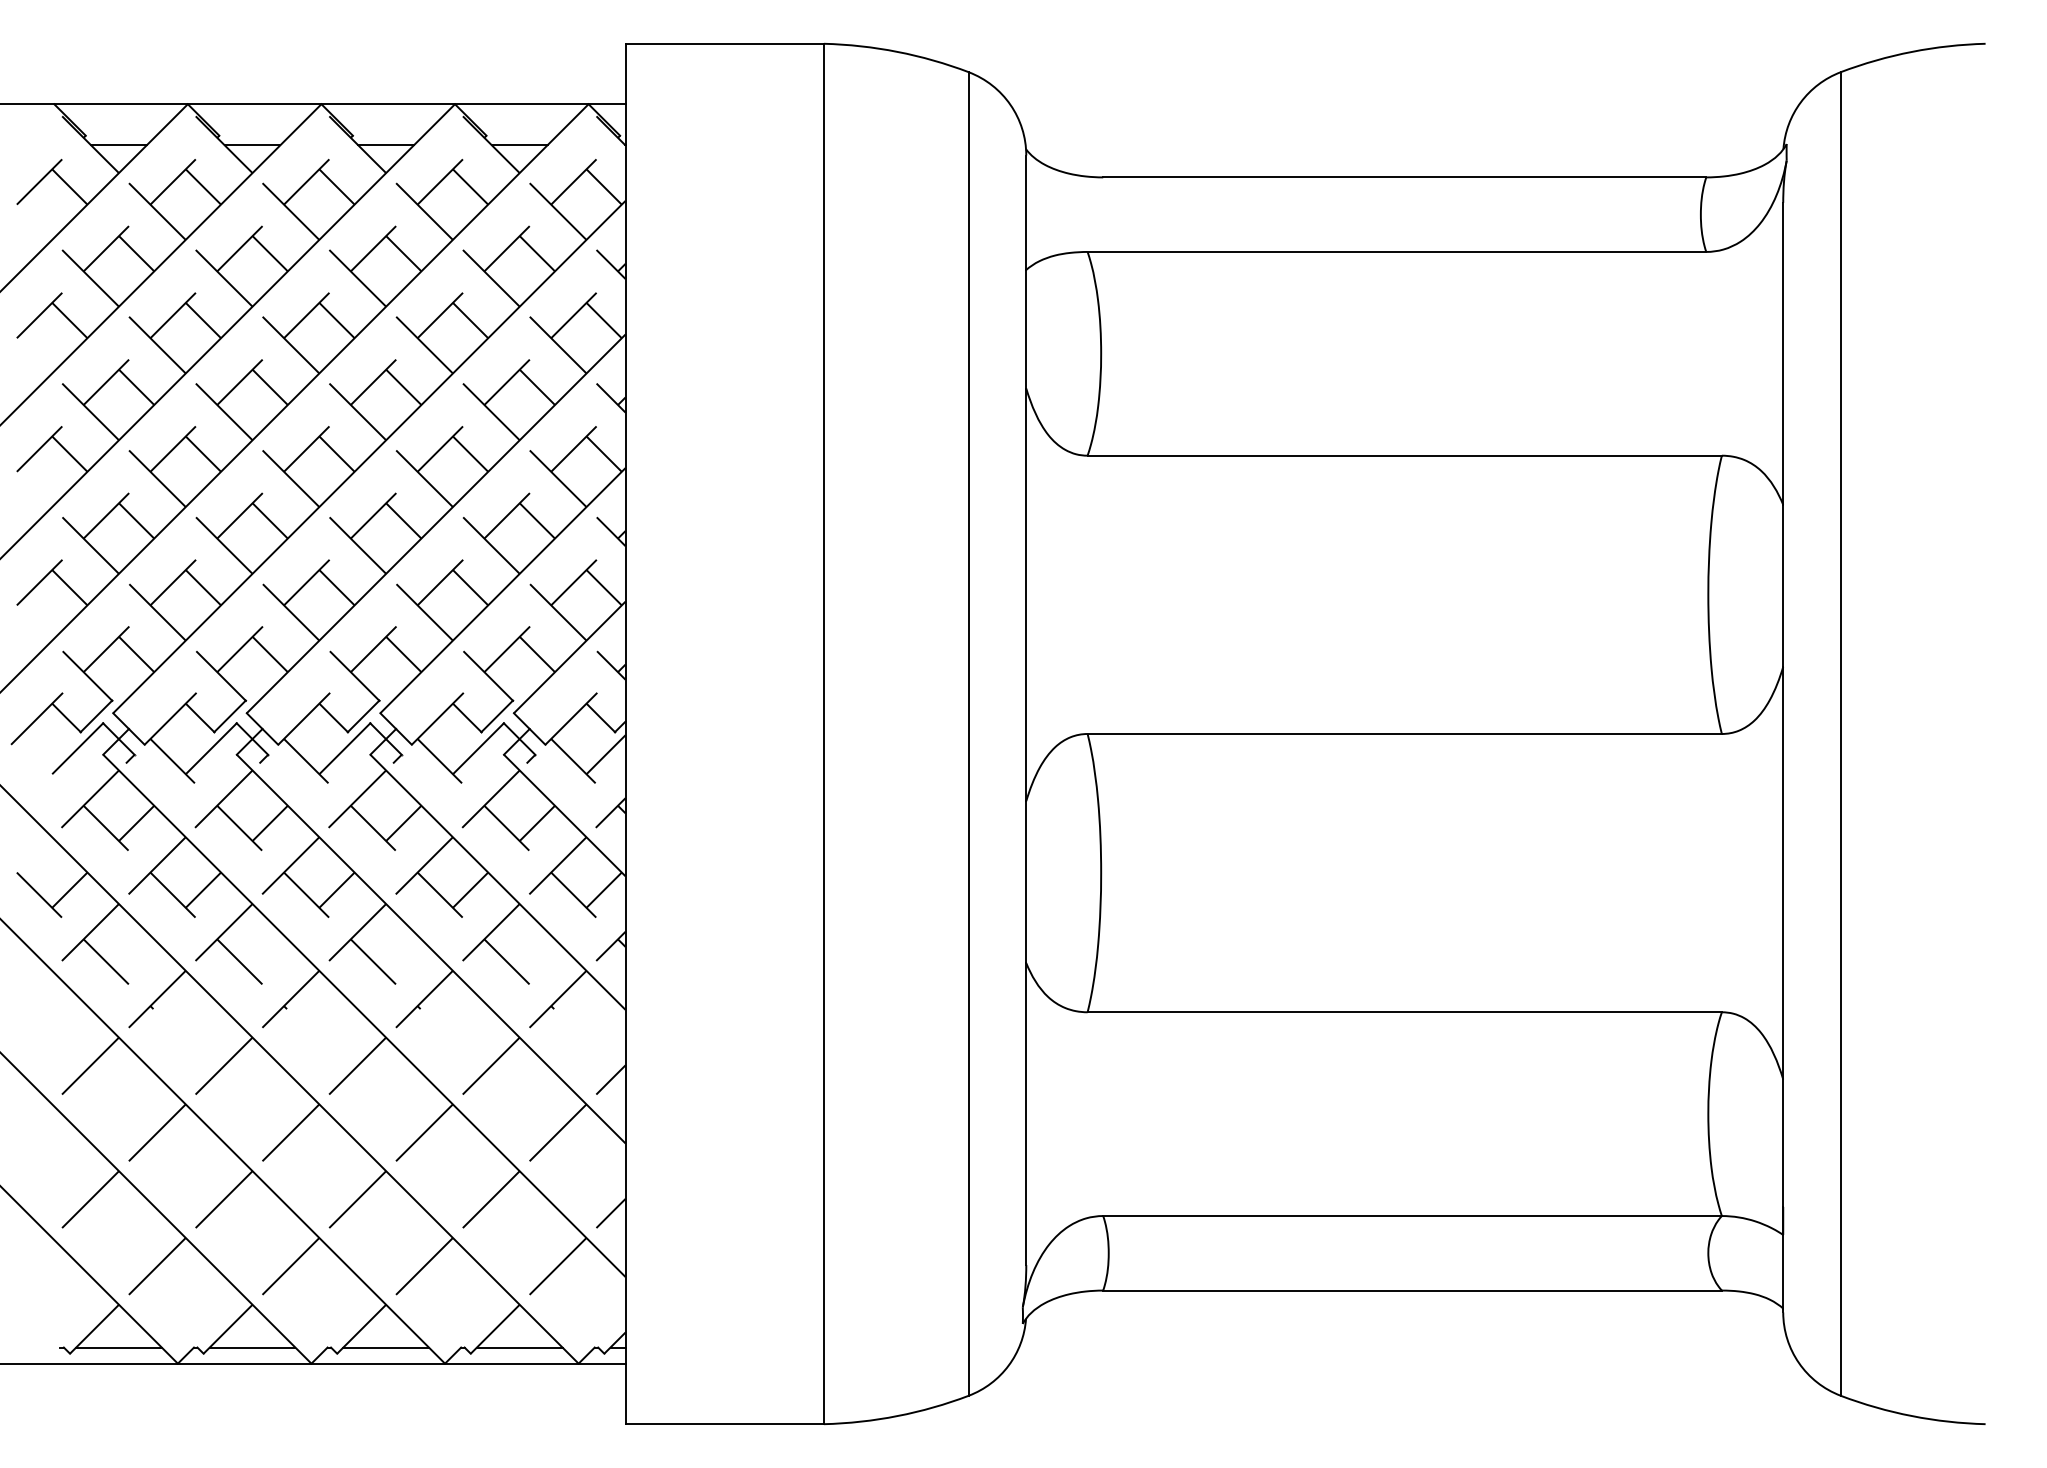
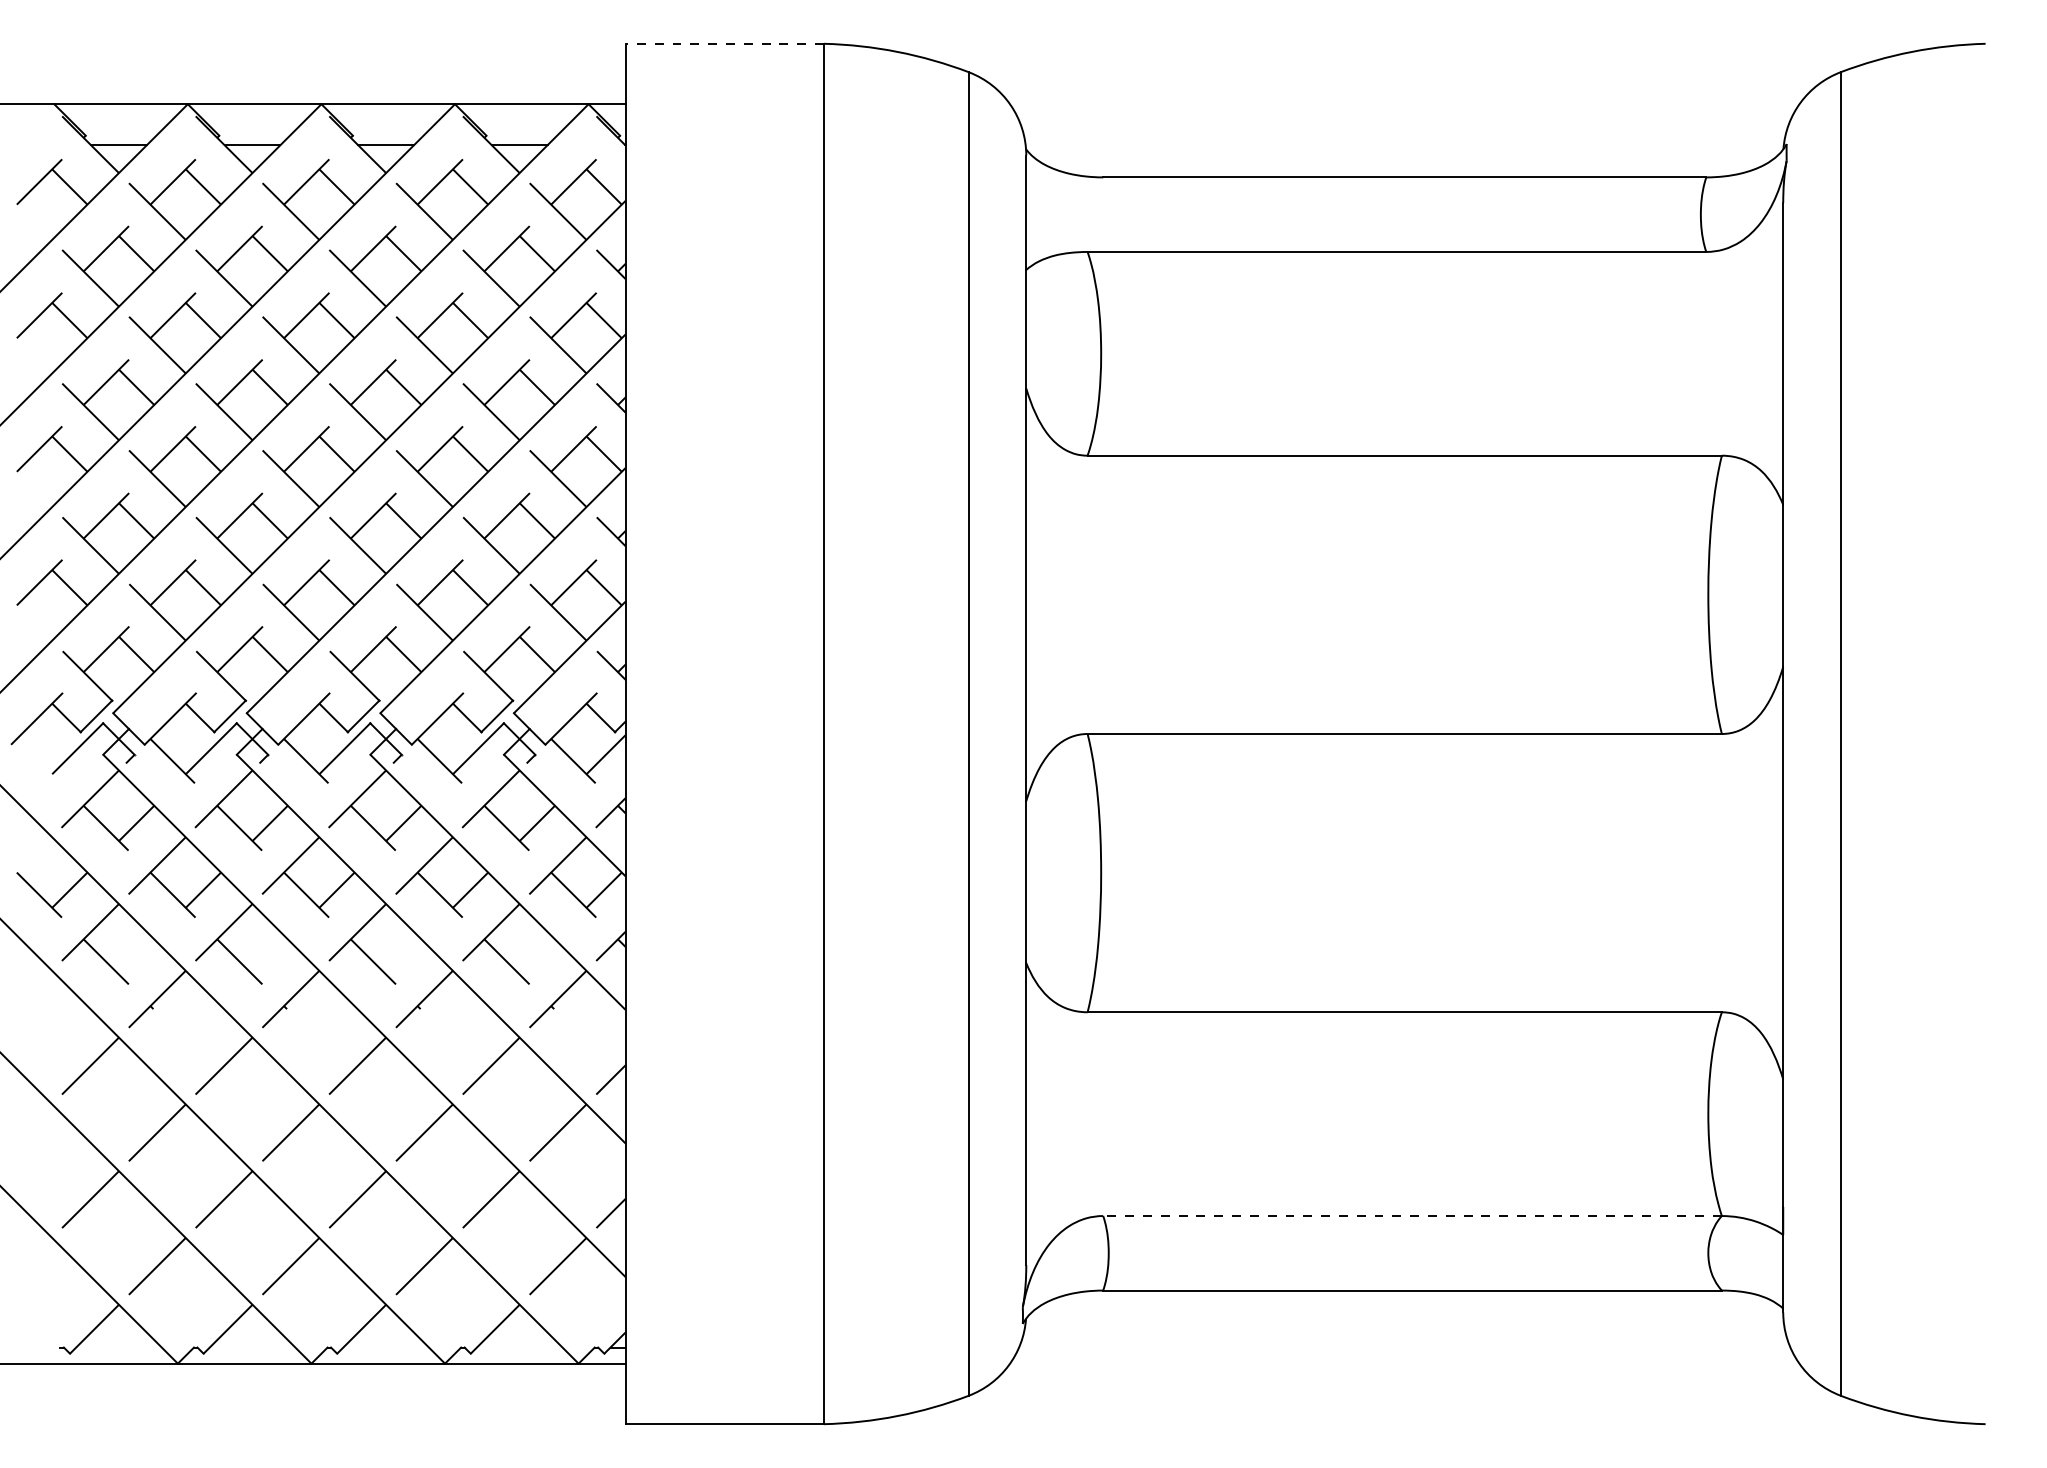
line: solid -> dashed (724, 43)
line: solid -> dashed (1412, 1216)
line: present -> none (118, 1347)
line: present -> none (252, 1347)
line: present -> none (385, 1347)
line: present -> none (519, 1347)
